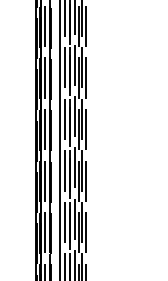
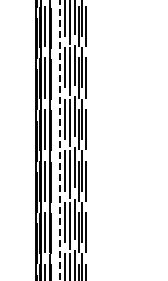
line: solid -> dashed (59, 140)
